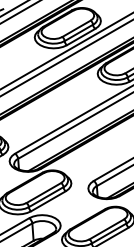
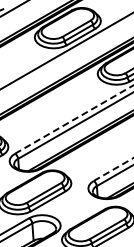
line: present -> none (19, 12)
line: present -> none (66, 58)
line: solid -> dashed (74, 119)
line: solid -> dashed (113, 169)
